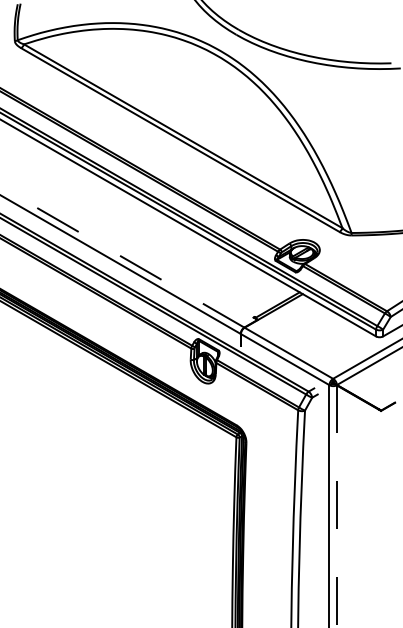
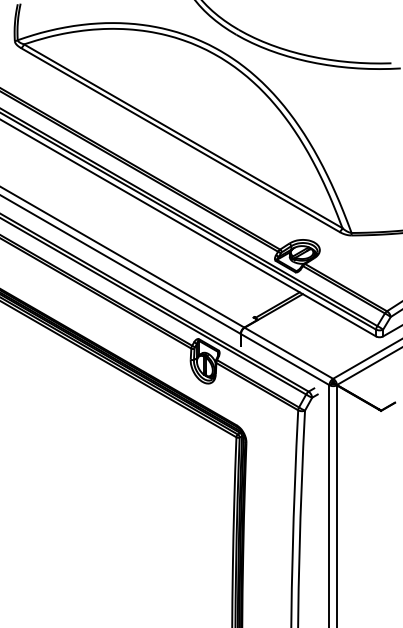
line: dashed -> solid (122, 257)
line: dashed -> solid (336, 506)
